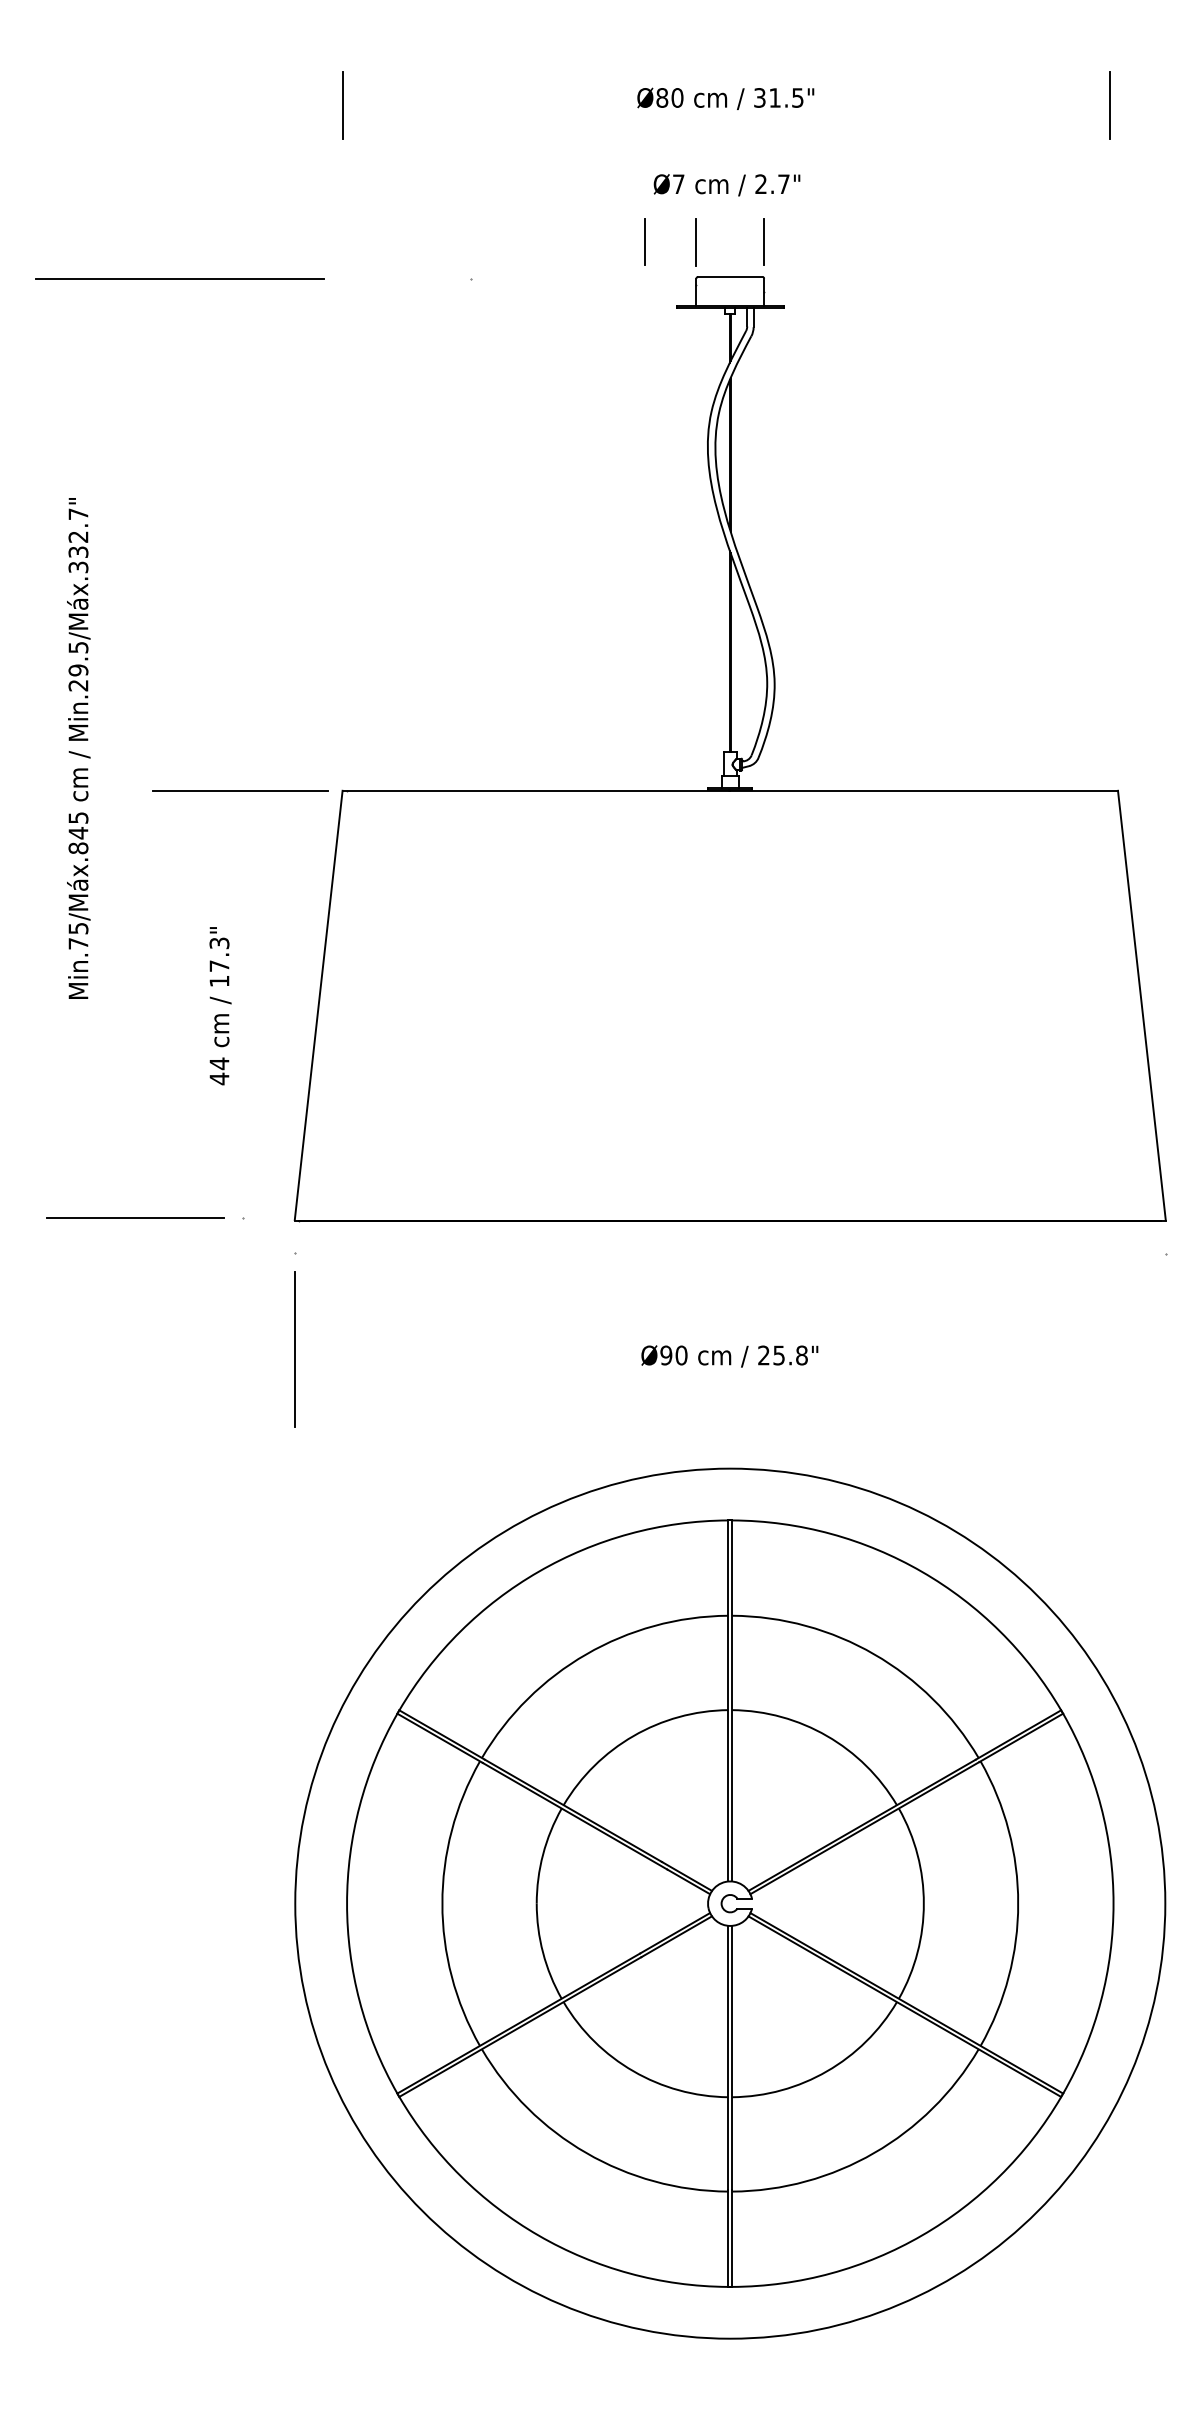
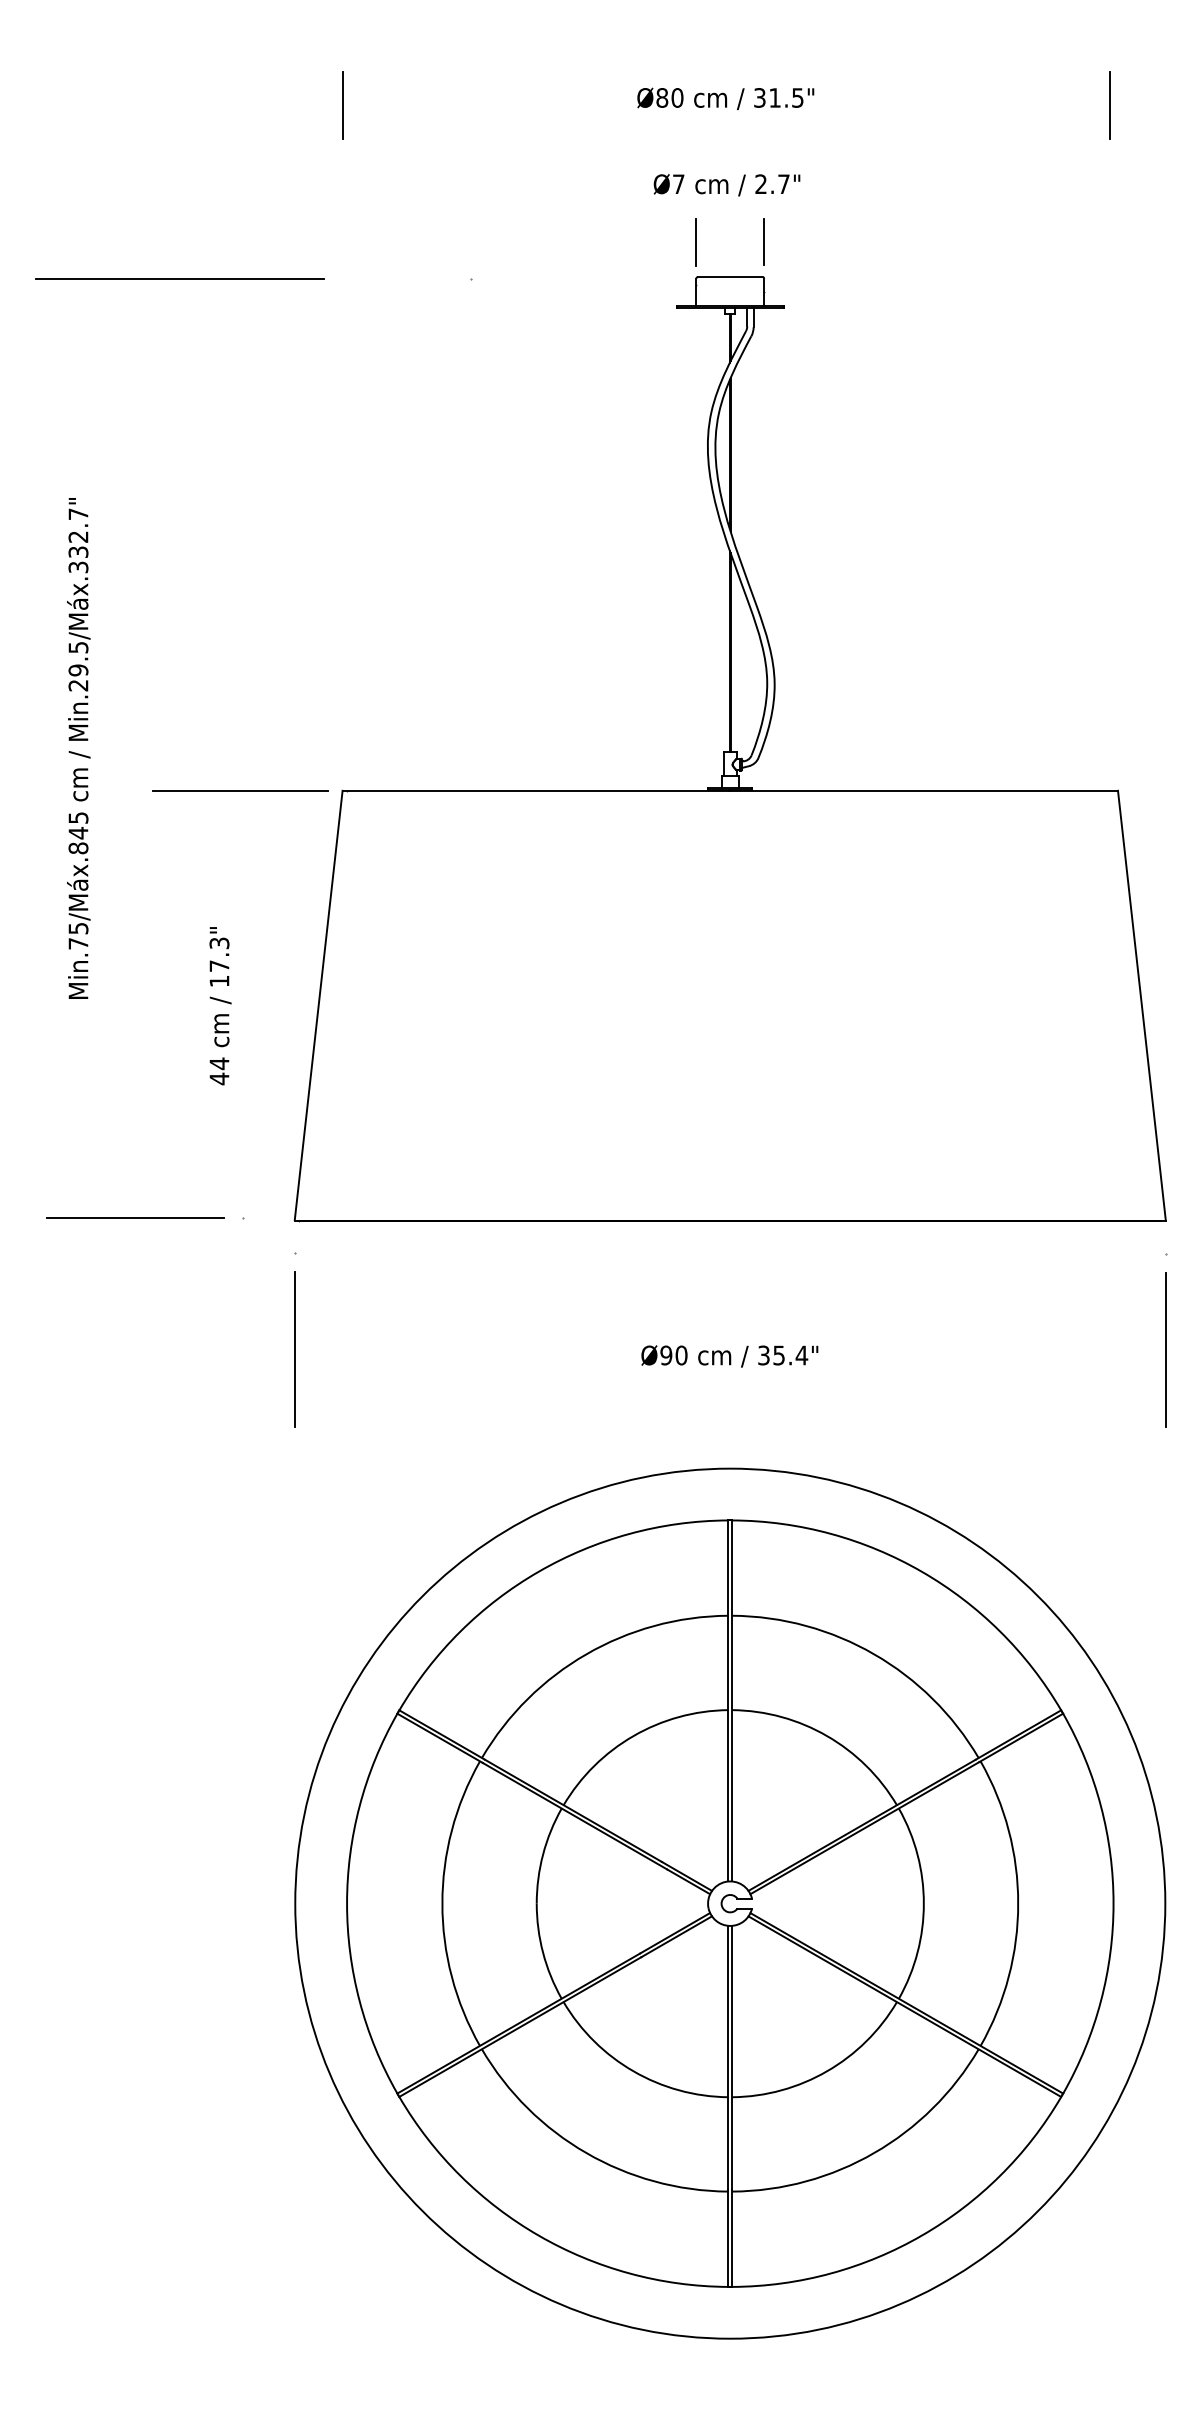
line: present -> none (644, 241)
line: none -> present (1165, 1349)
text: 25.8" -> 35.4" (783, 1355)
